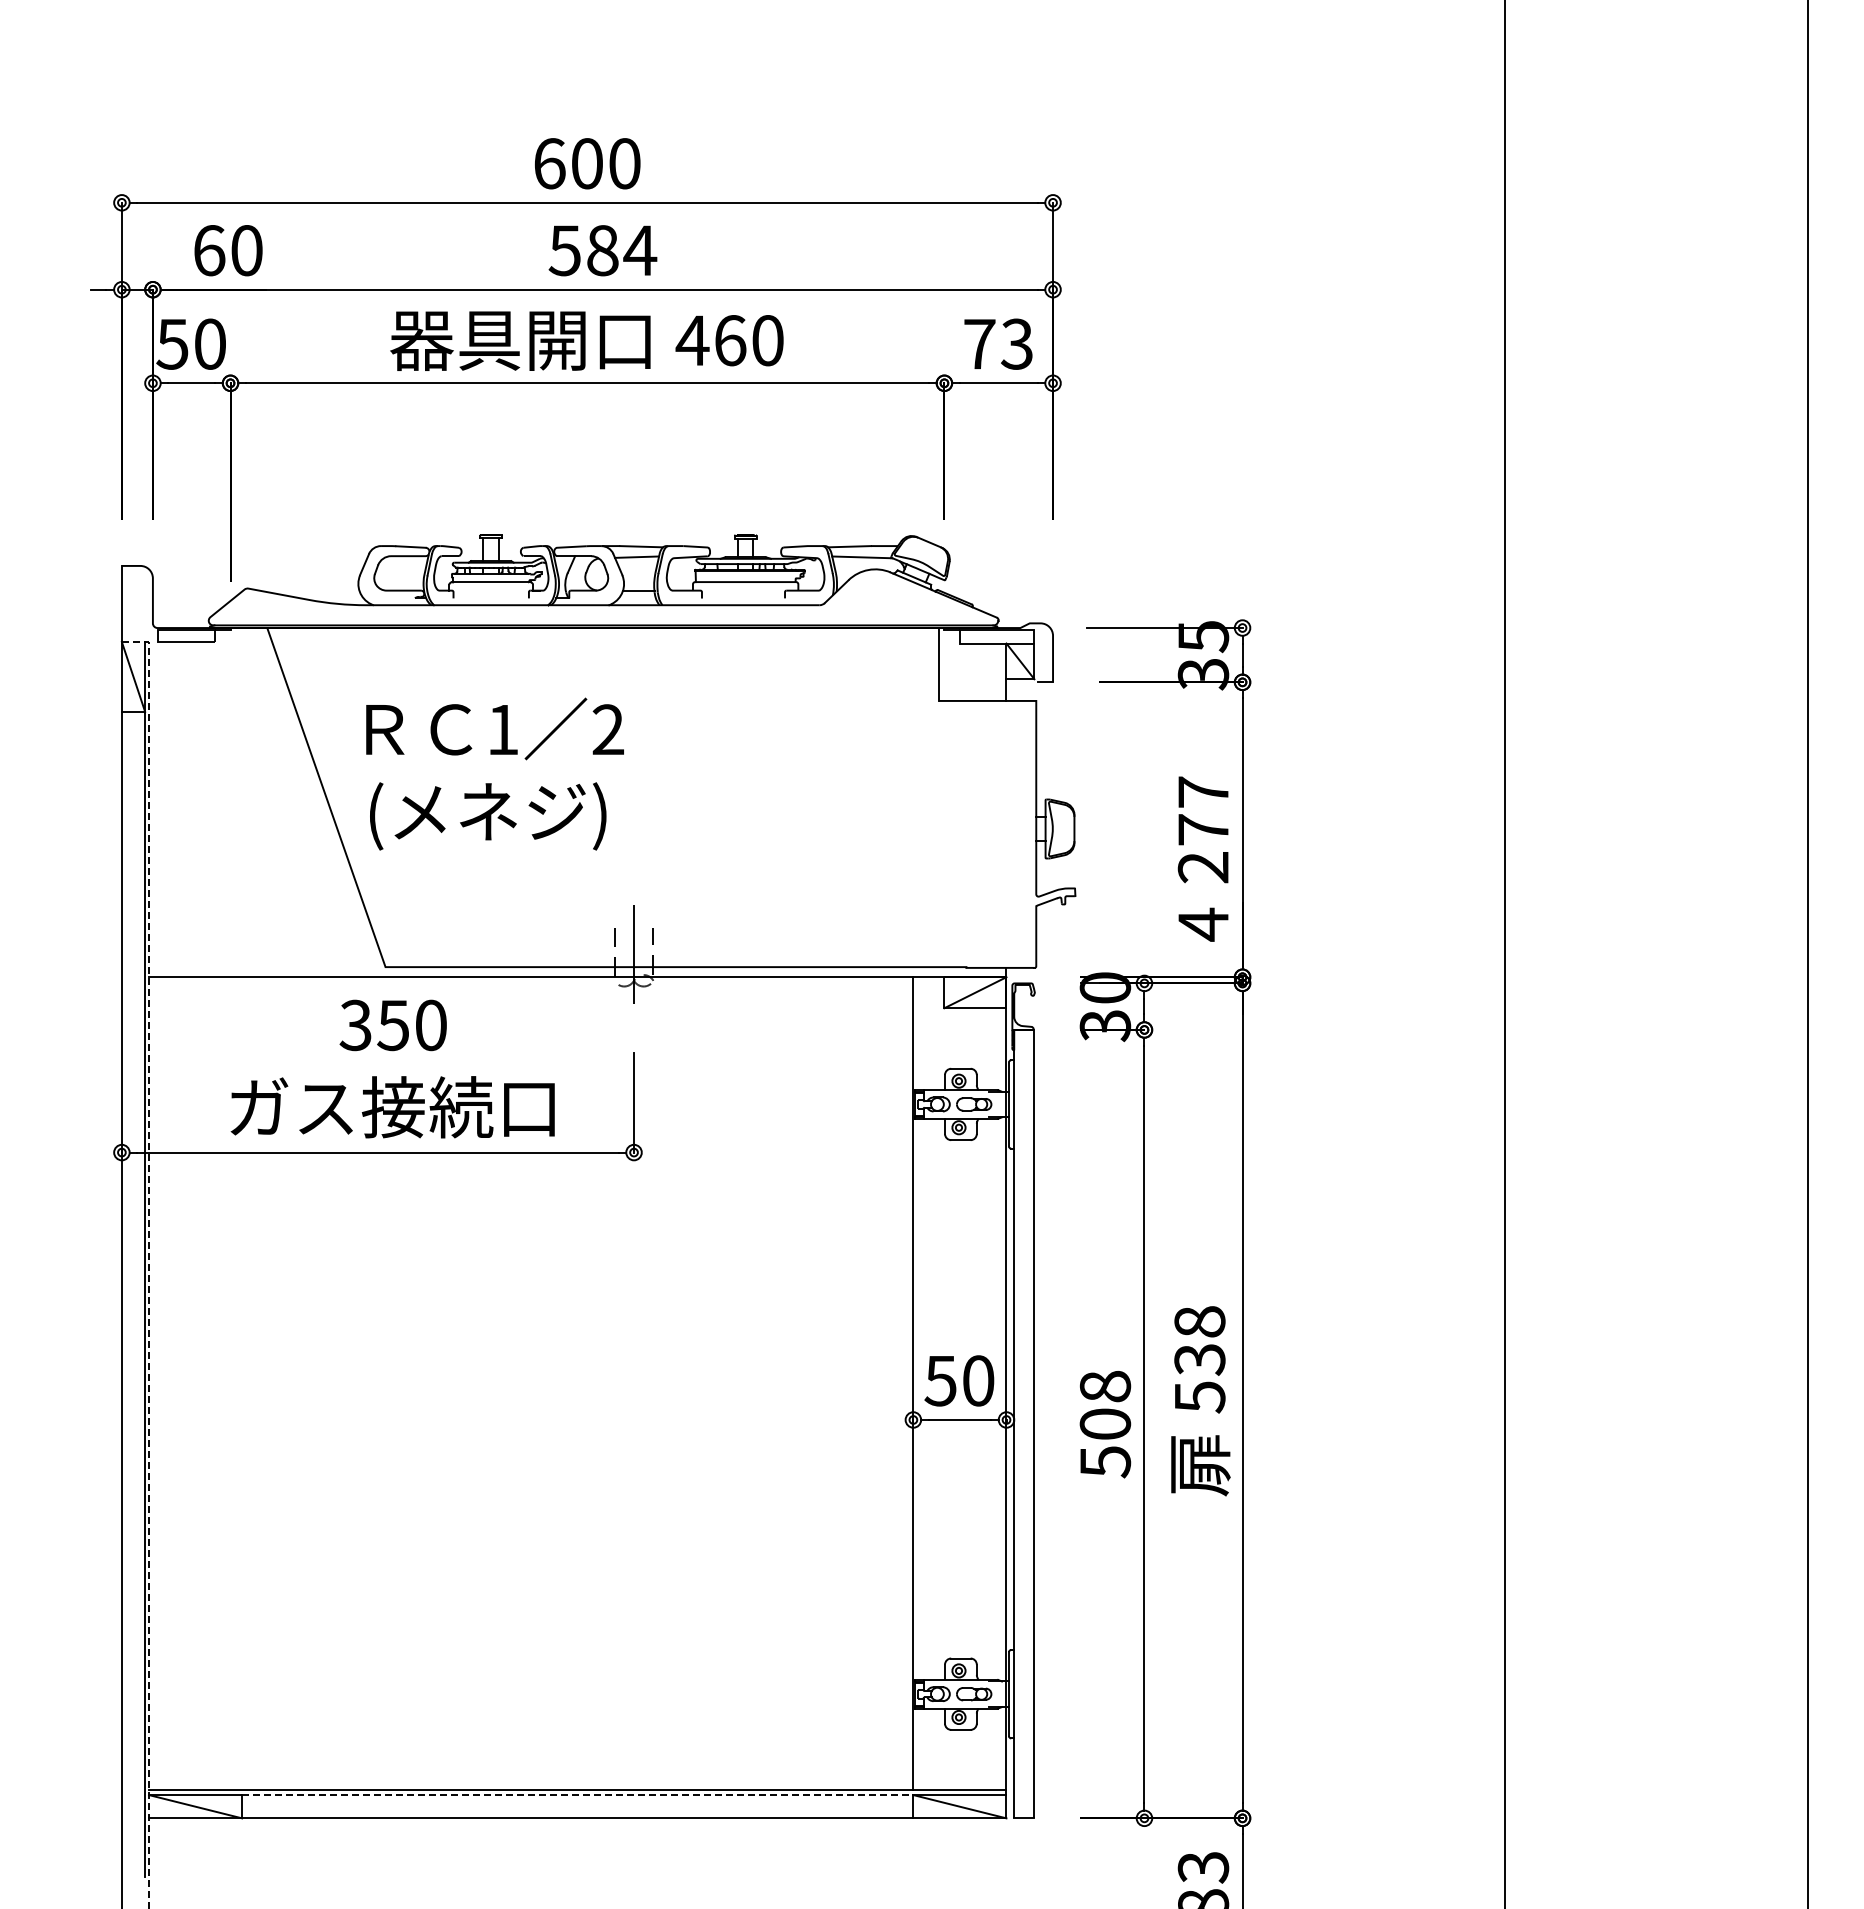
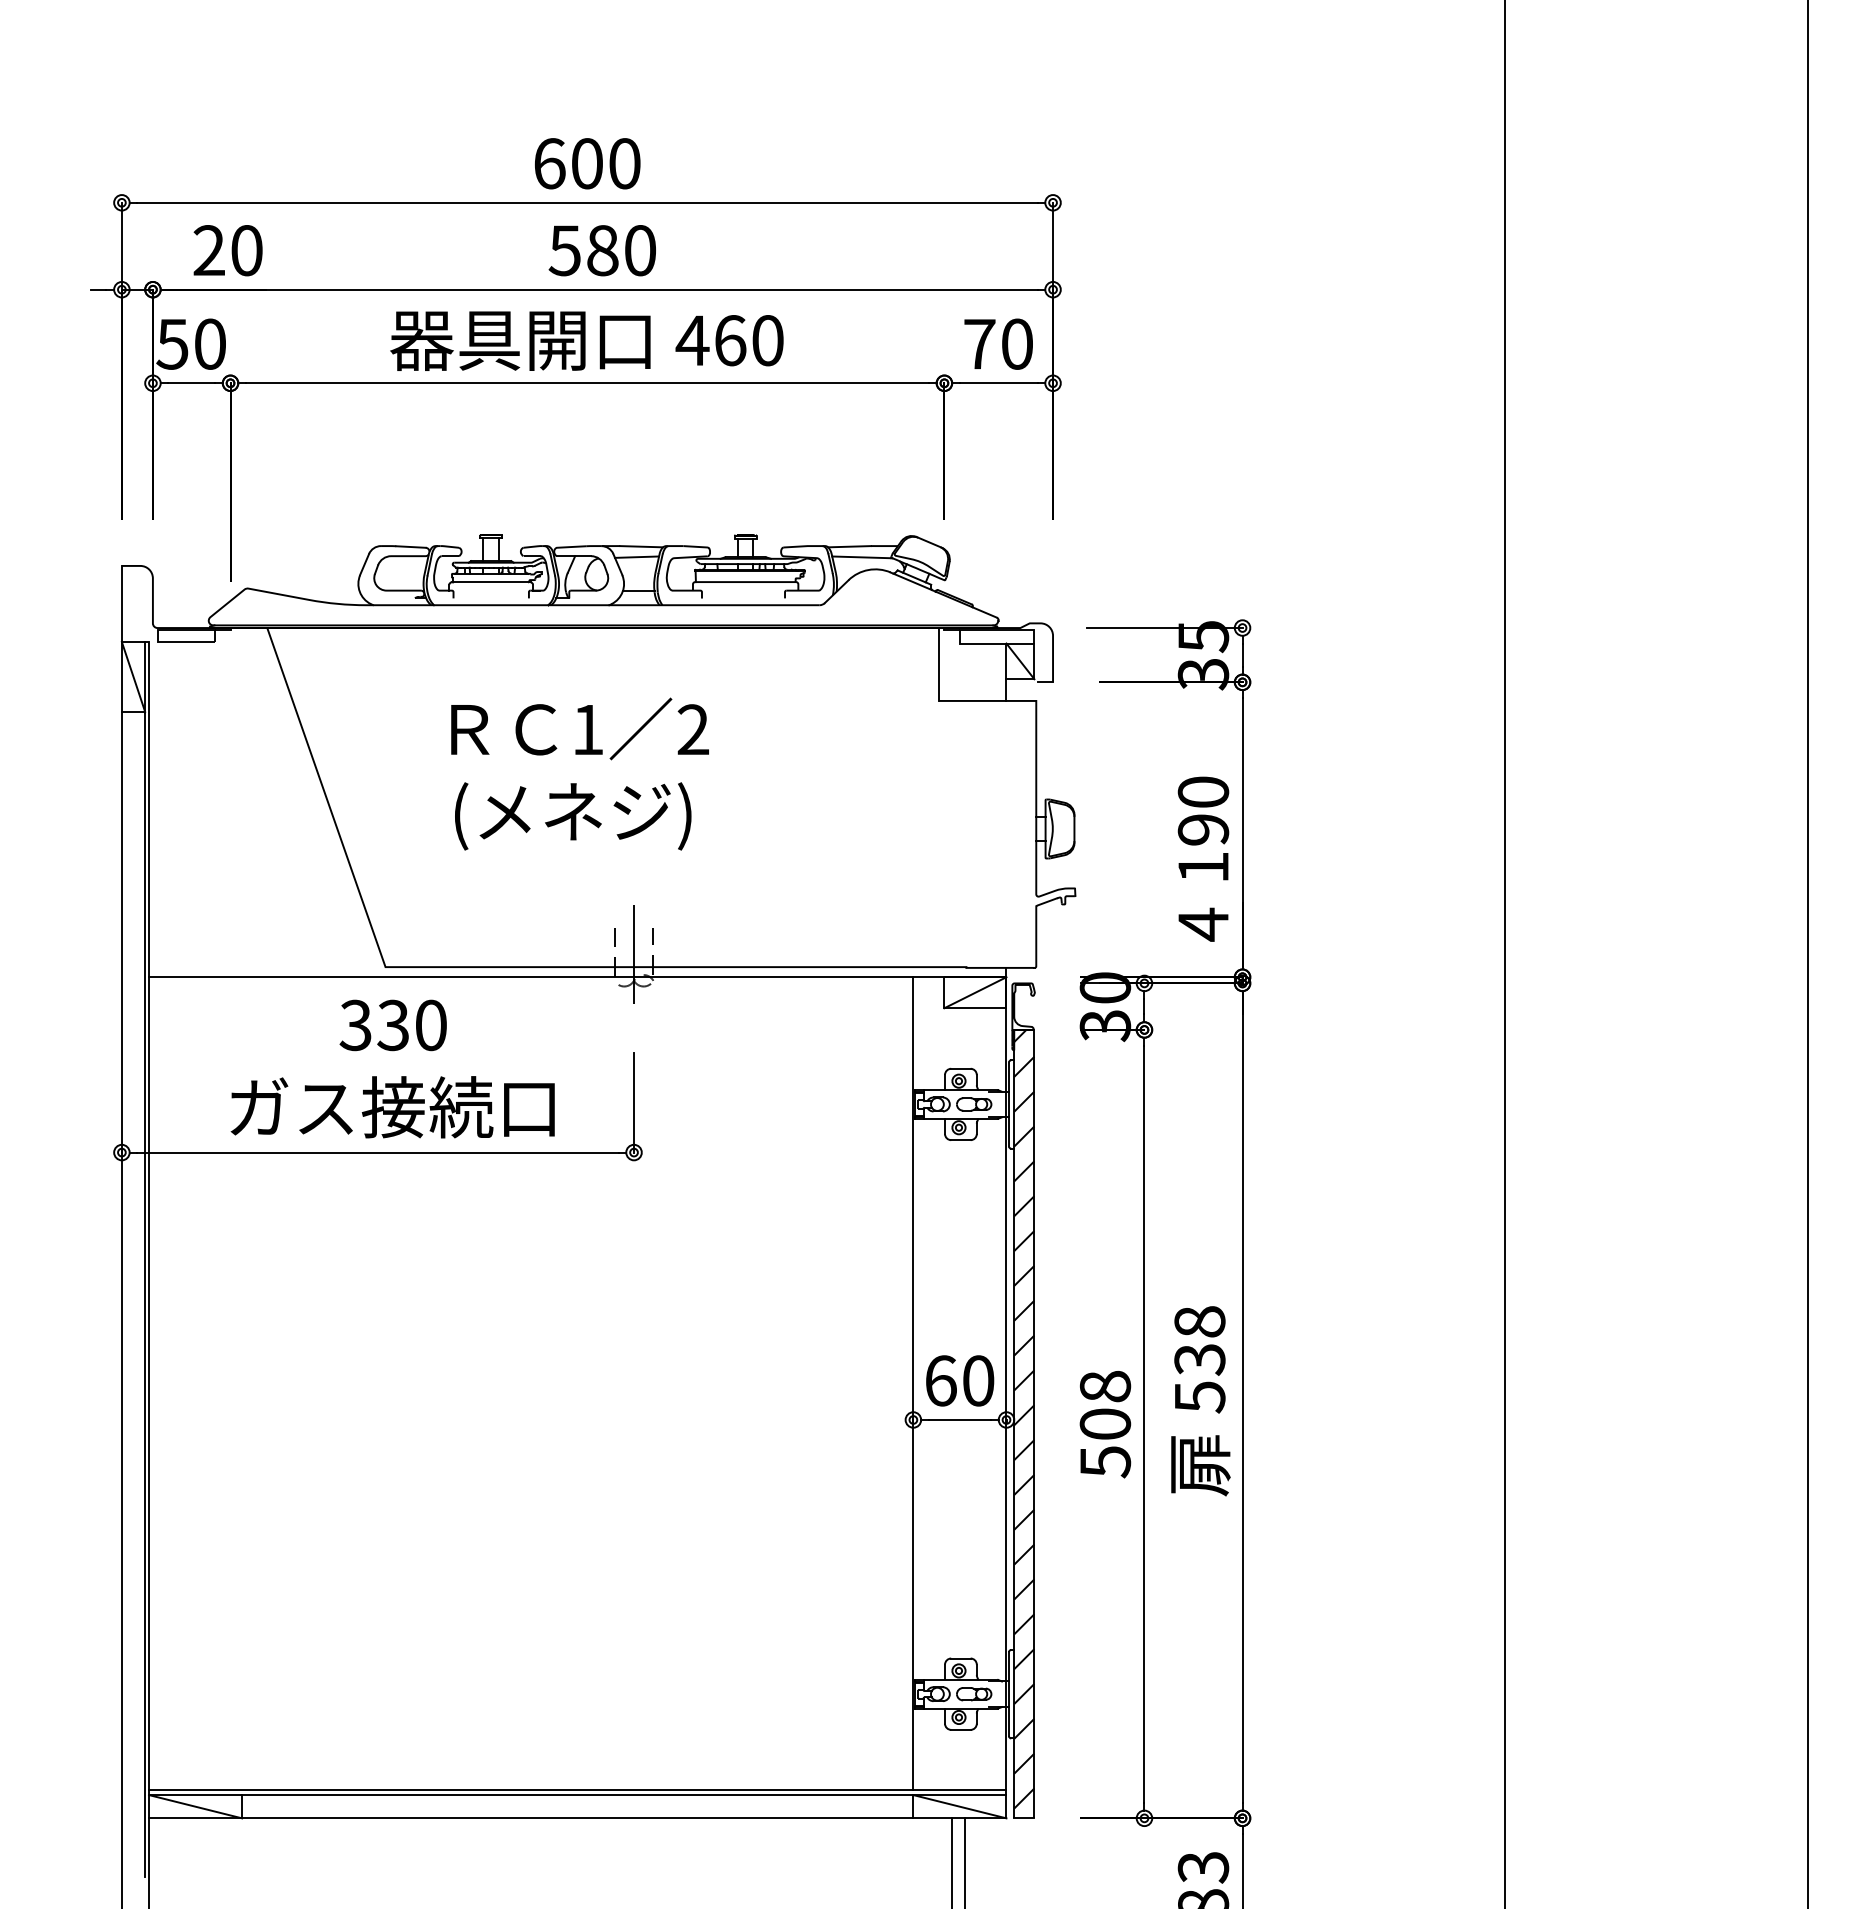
text: 60 -> 20 (209, 250)
text: 584 -> 580 (640, 250)
text: 73 -> 70 (1016, 343)
text position: (494, 773) -> (579, 773) (579, 773)
text: 277 -> 190 (1203, 829)
text: 350 -> 330 (392, 1024)
line: dashed -> solid (149, 1260)
text: 50 -> 60 (940, 1380)
hatch: none -> present (1024, 1418)
line: dashed -> solid (577, 1795)
line: none -> present (952, 1861)
line: none -> present (964, 1861)
